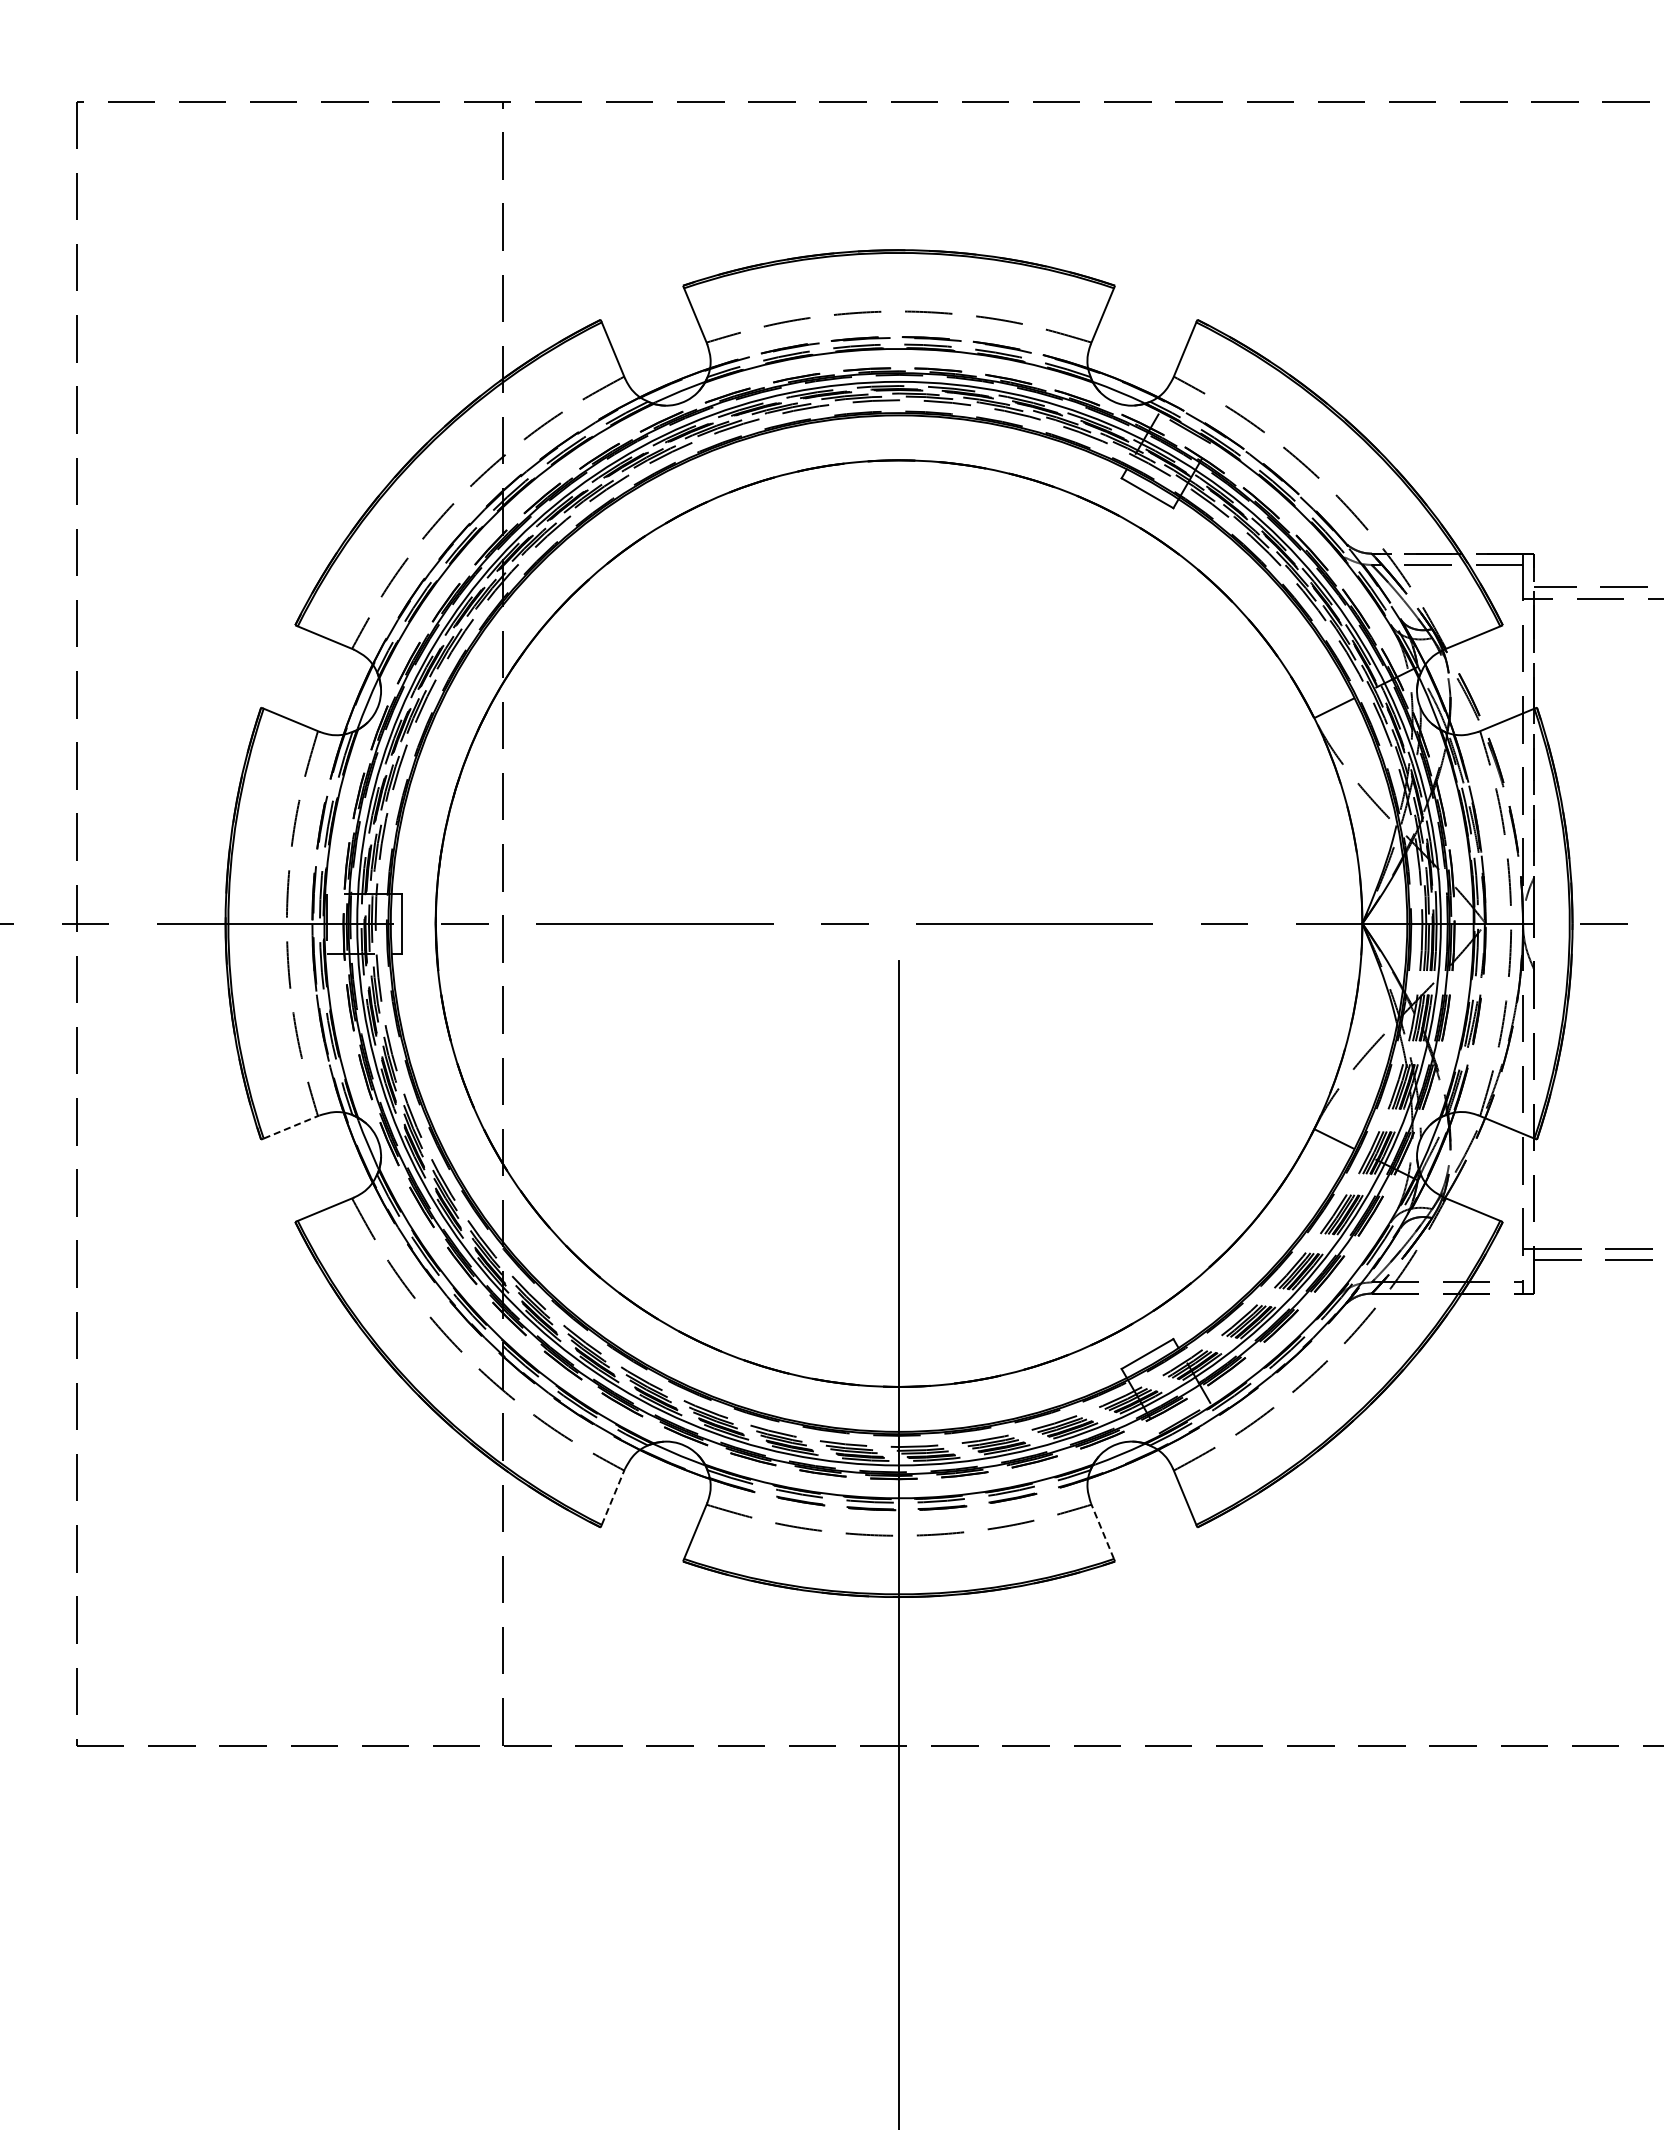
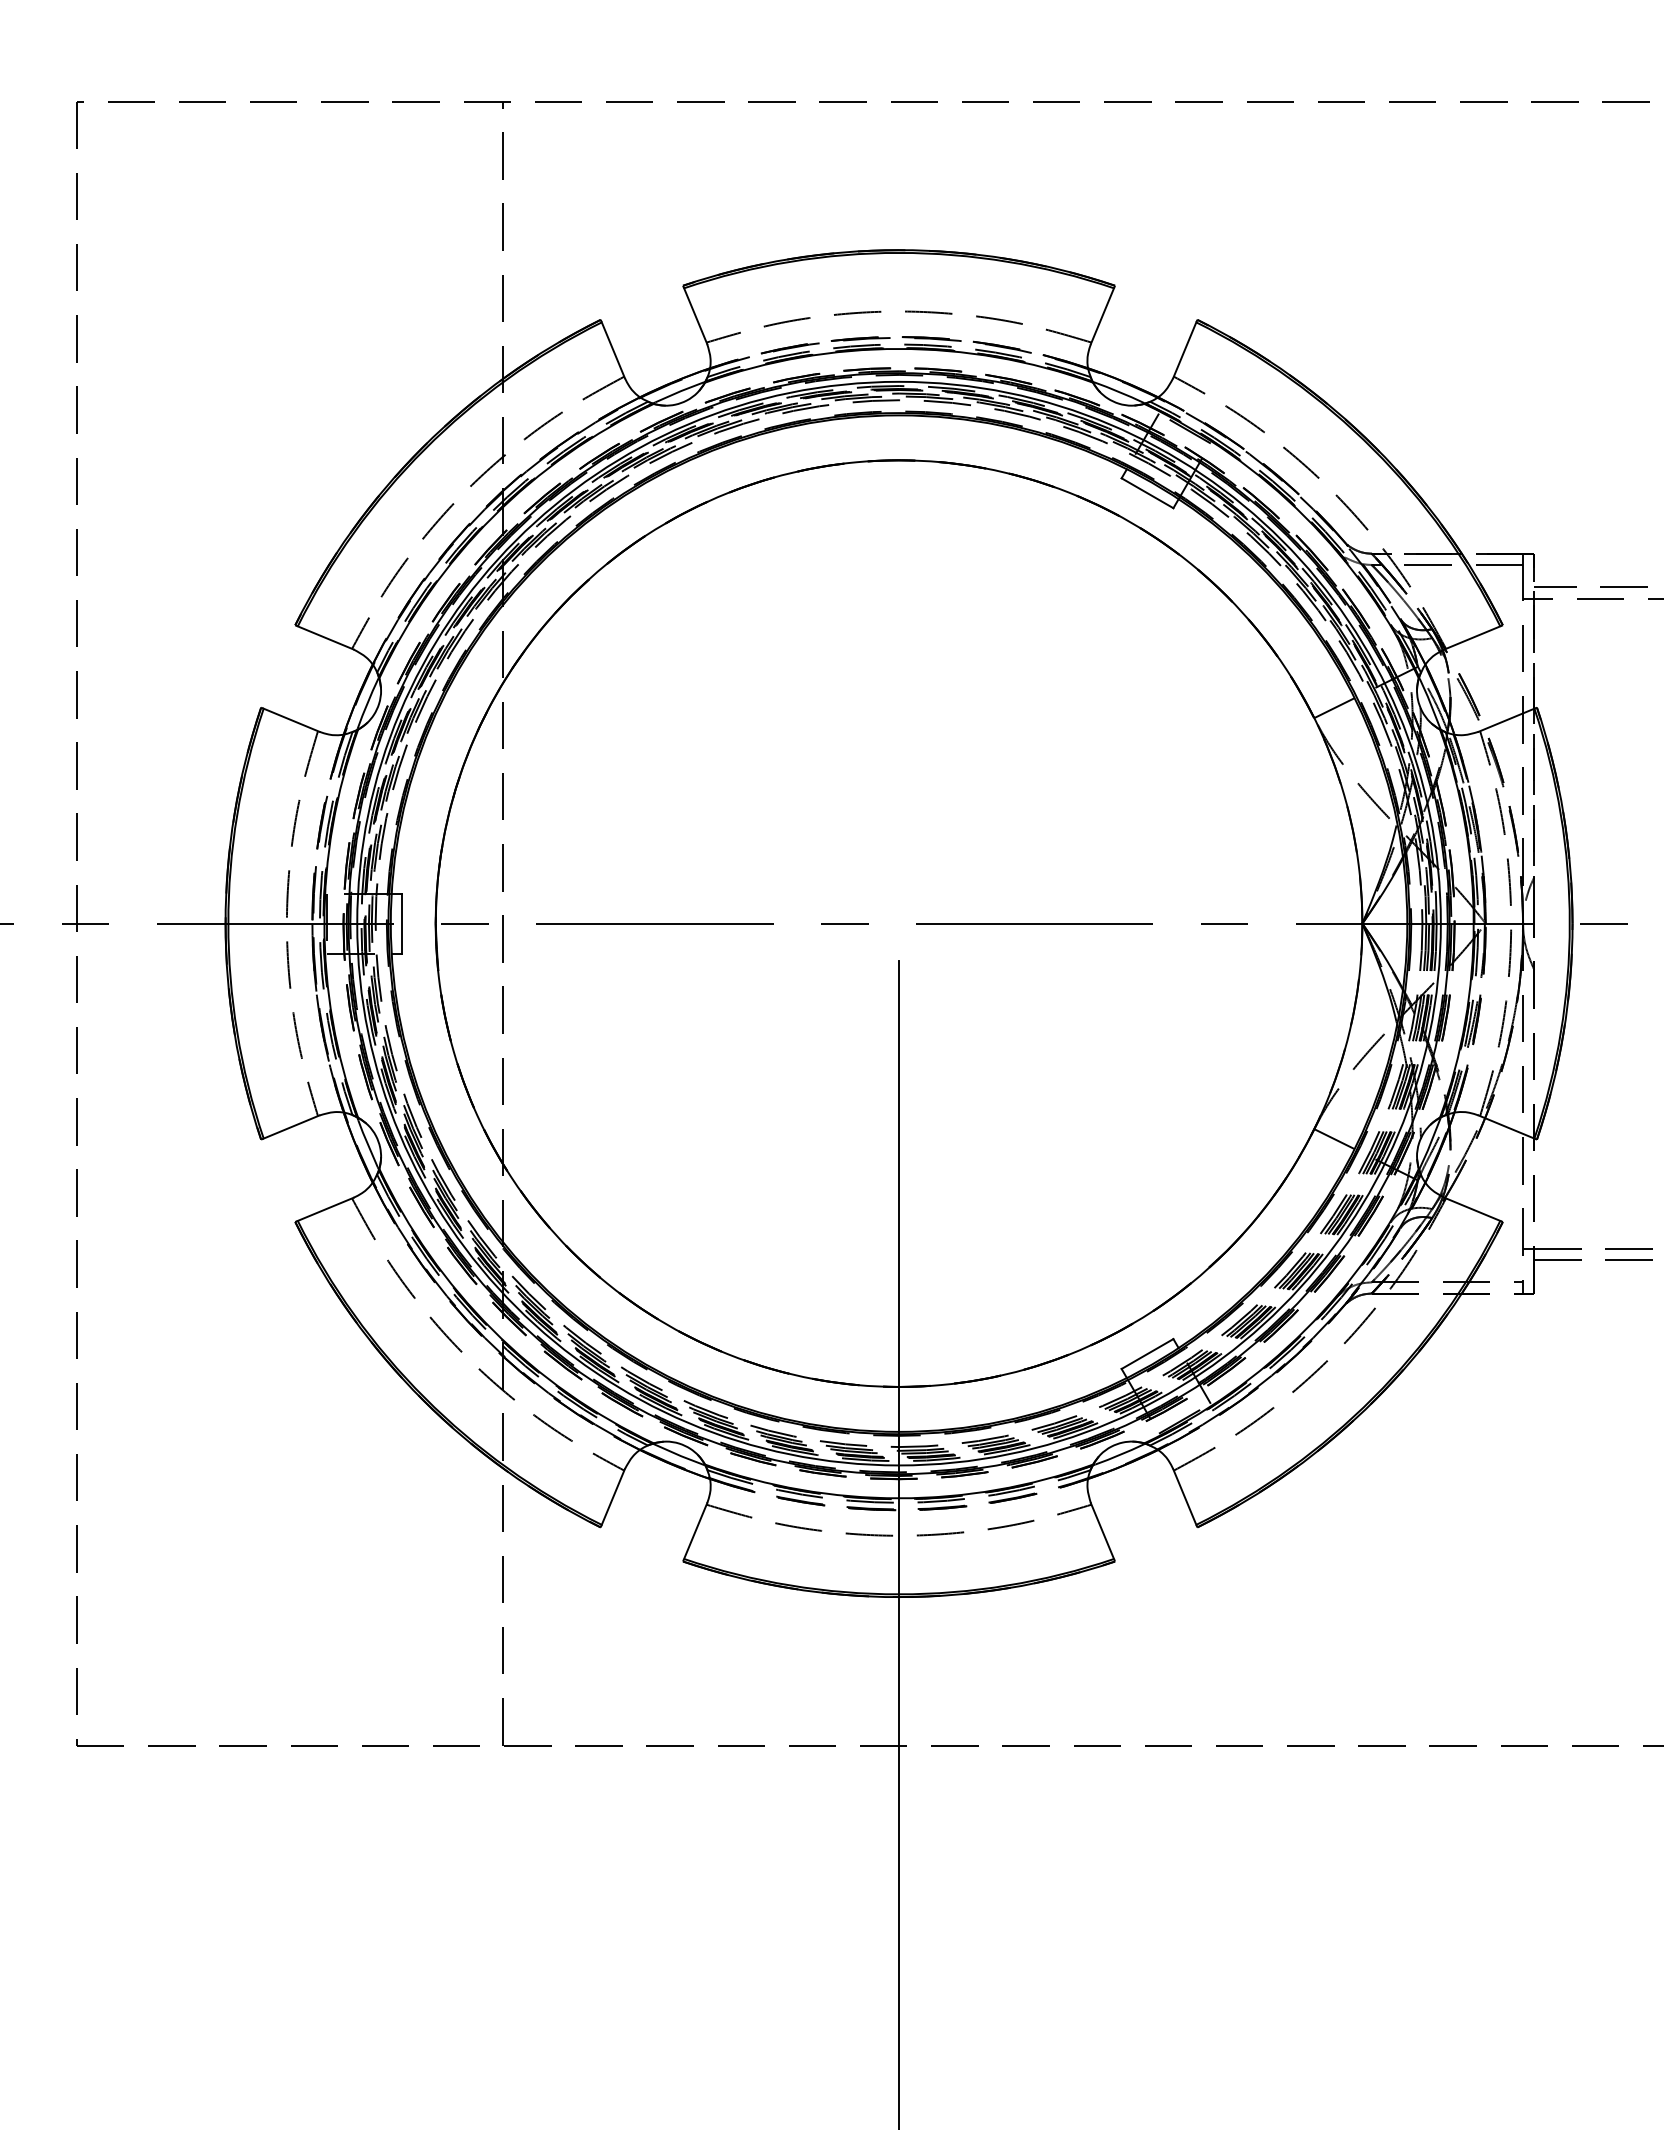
line: dashed -> solid (292, 1126)
line: dashed -> solid (613, 1496)
line: dashed -> solid (1102, 1530)
